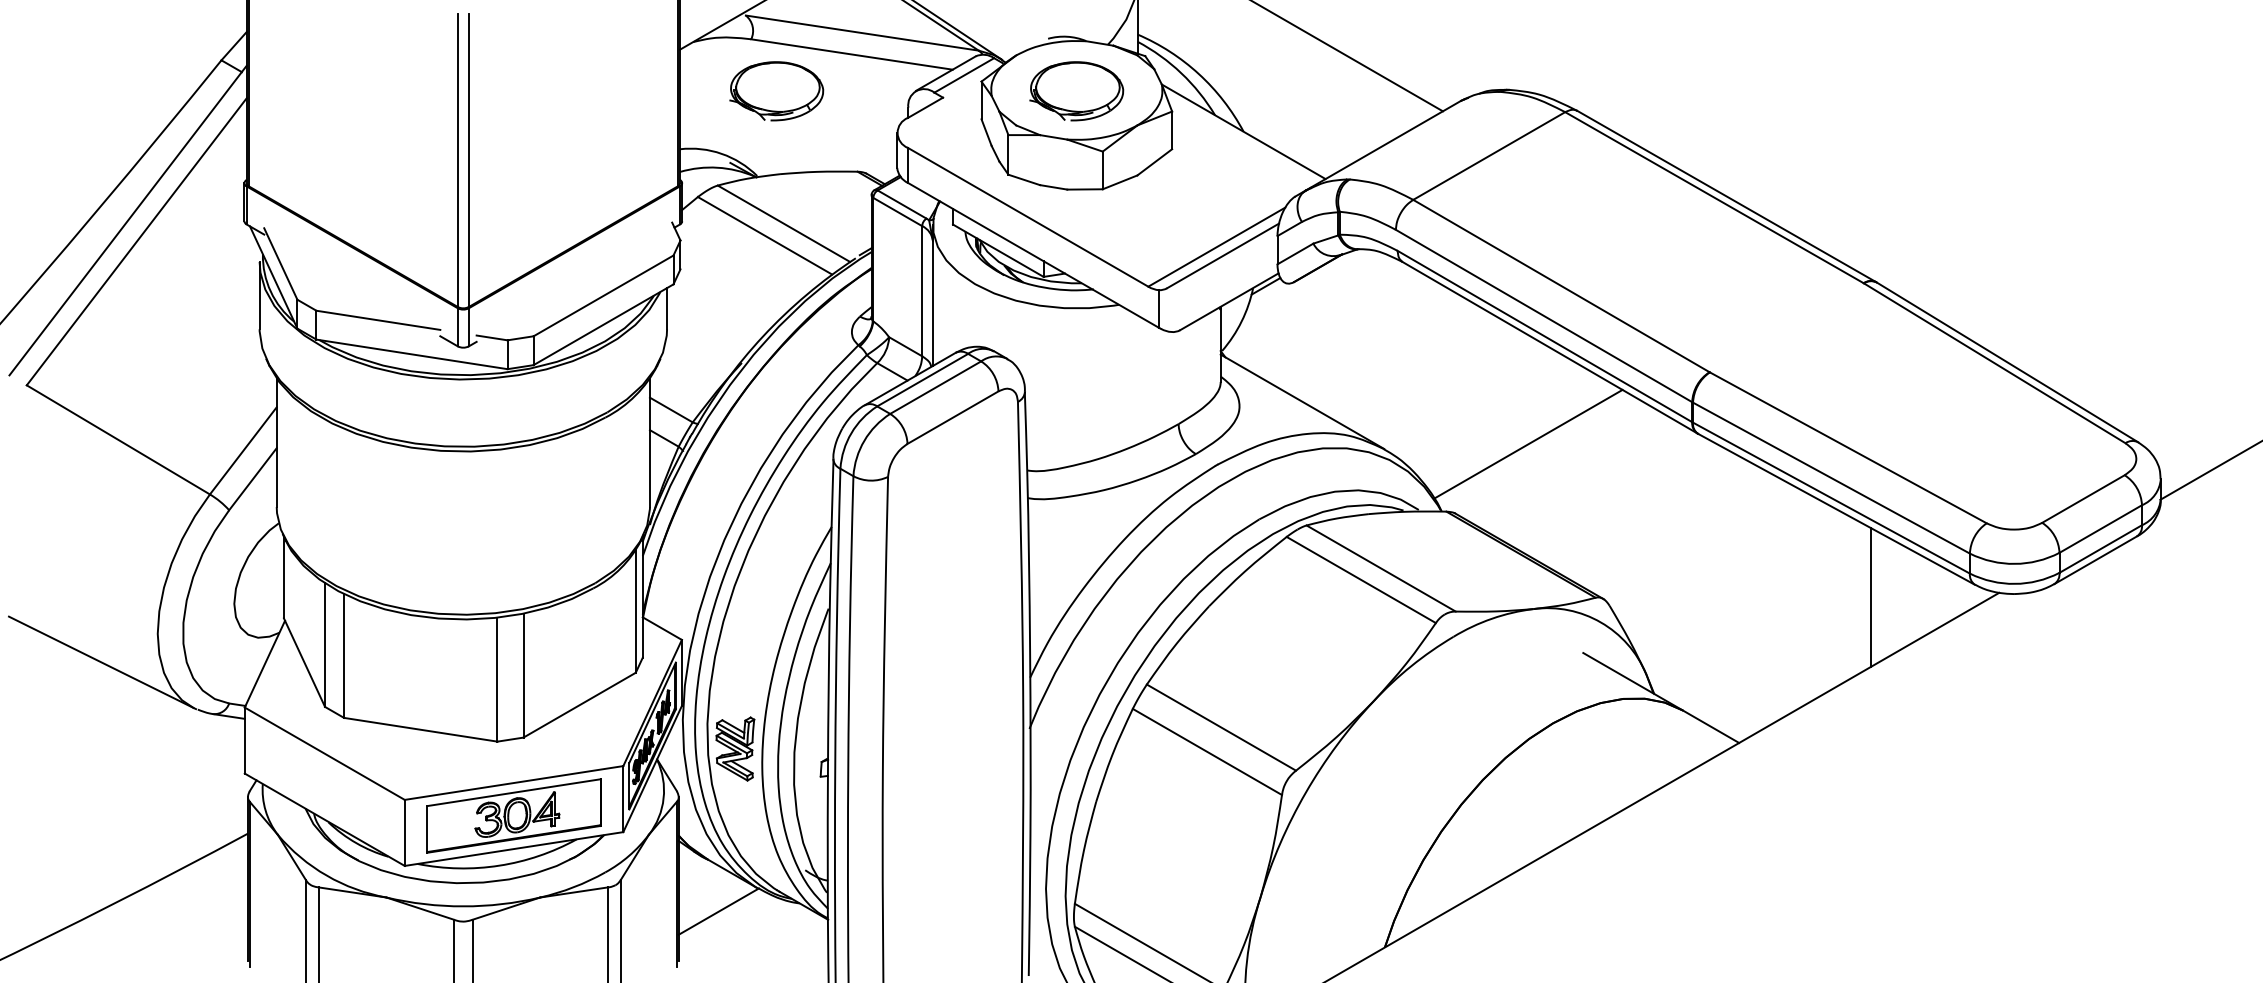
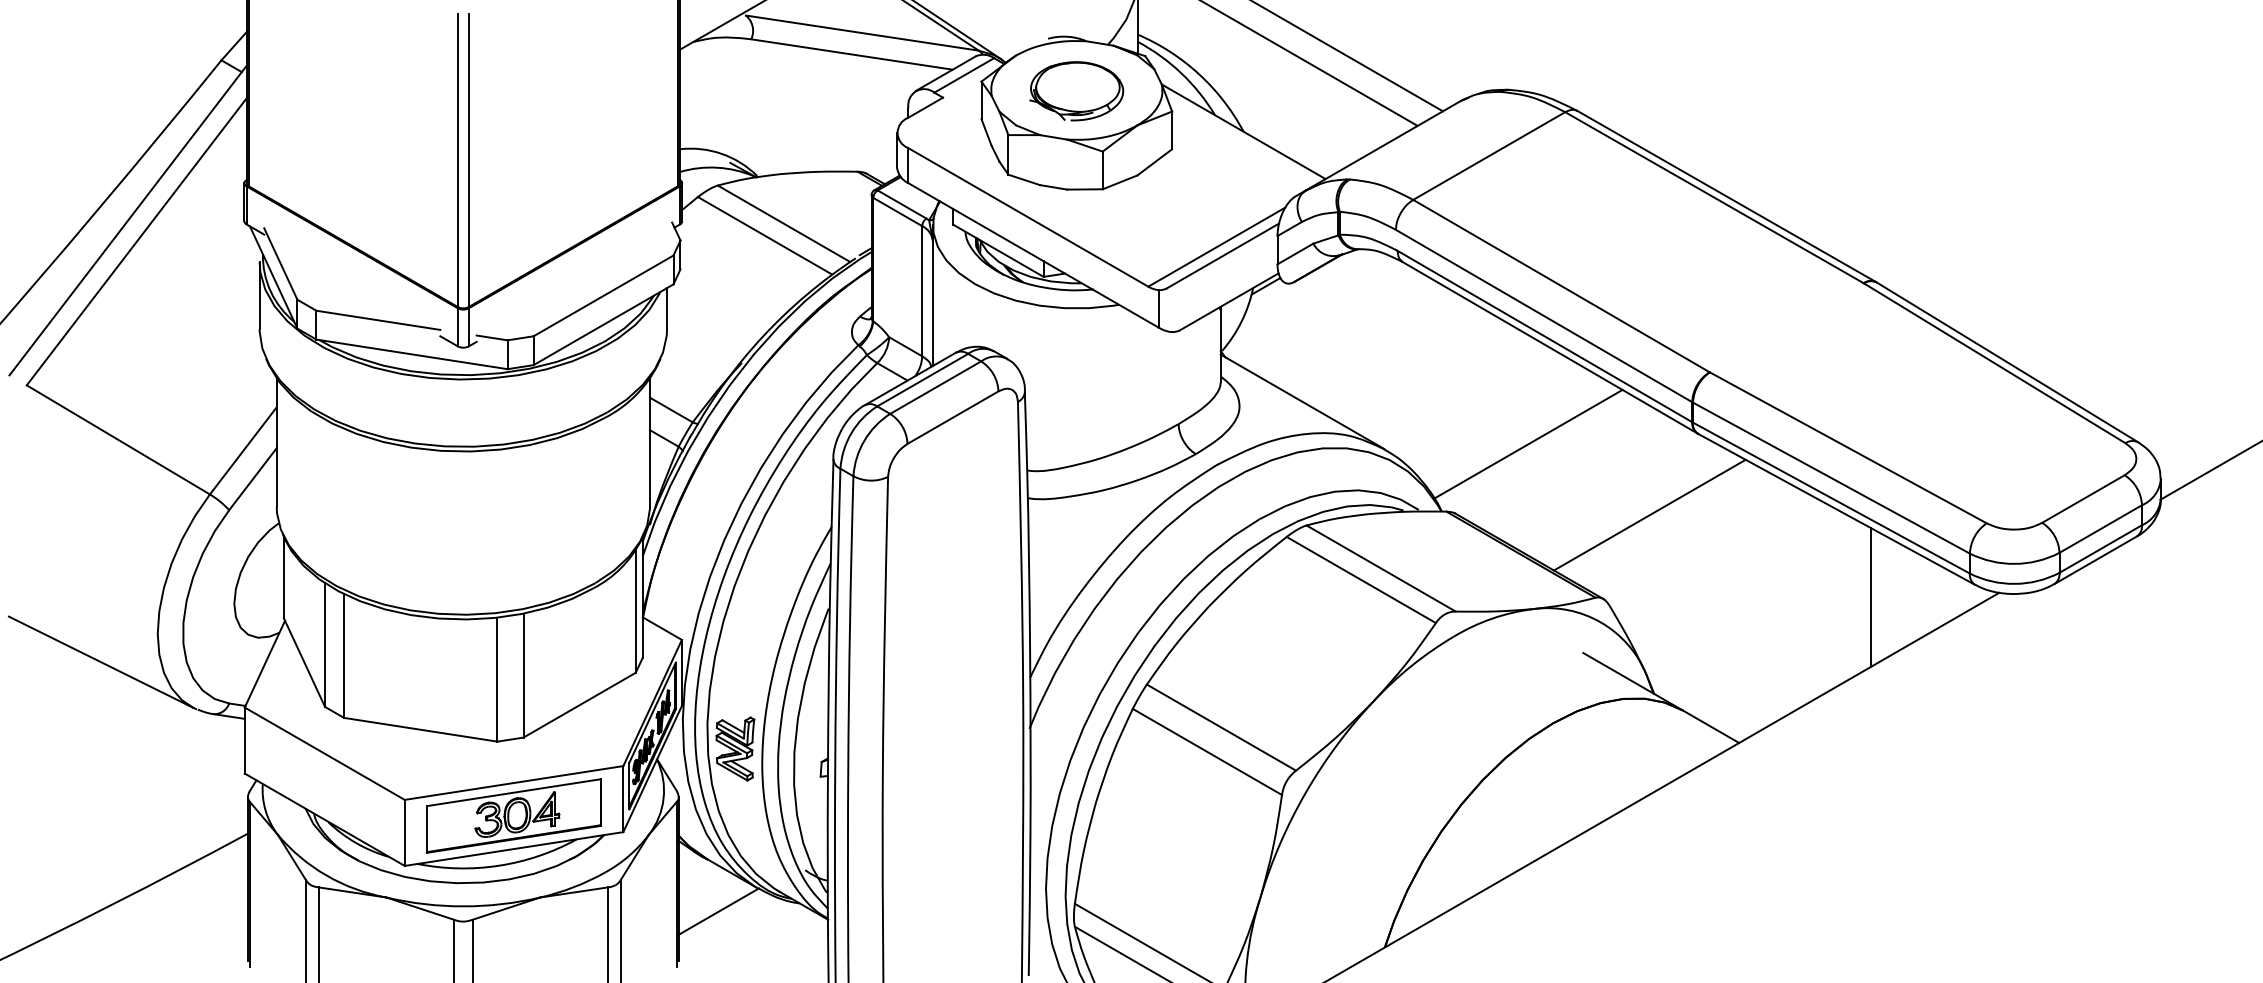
line: none -> present (1310, 63)
part: present -> none (776, 91)
line: none -> present (1649, 514)
